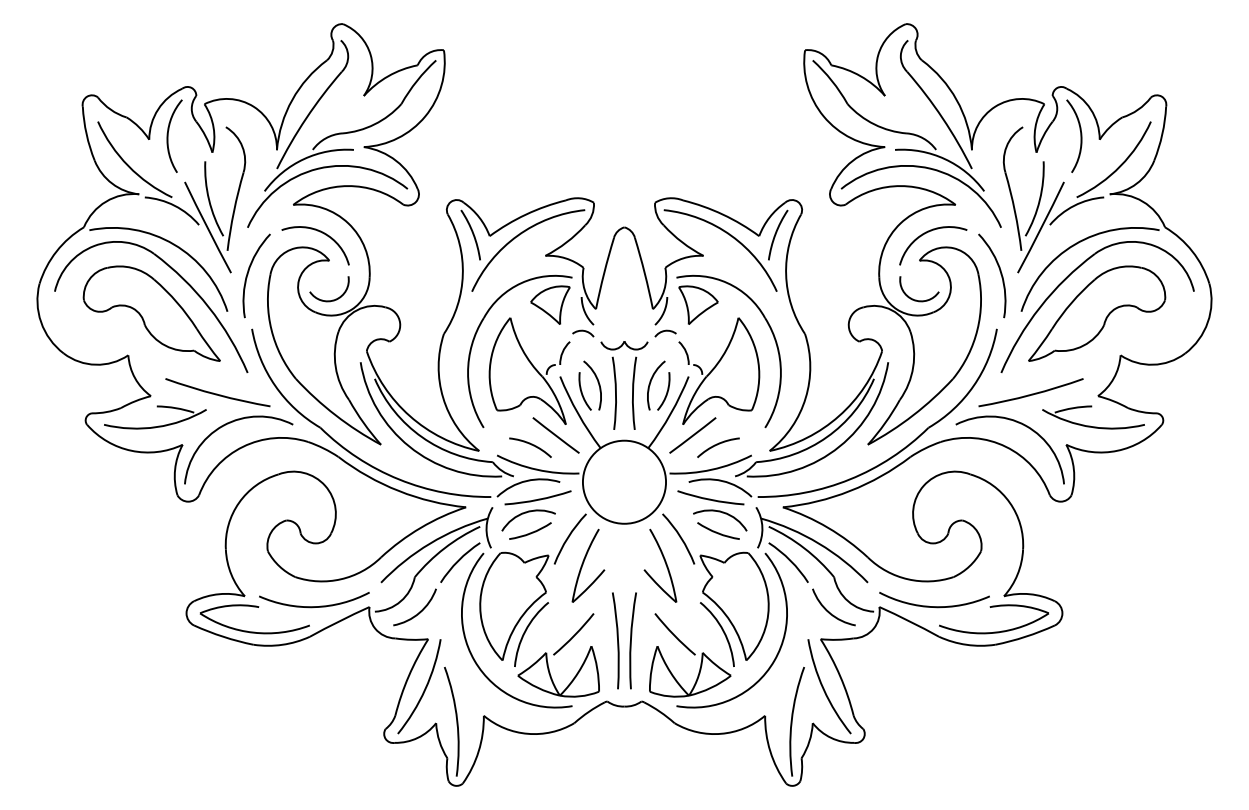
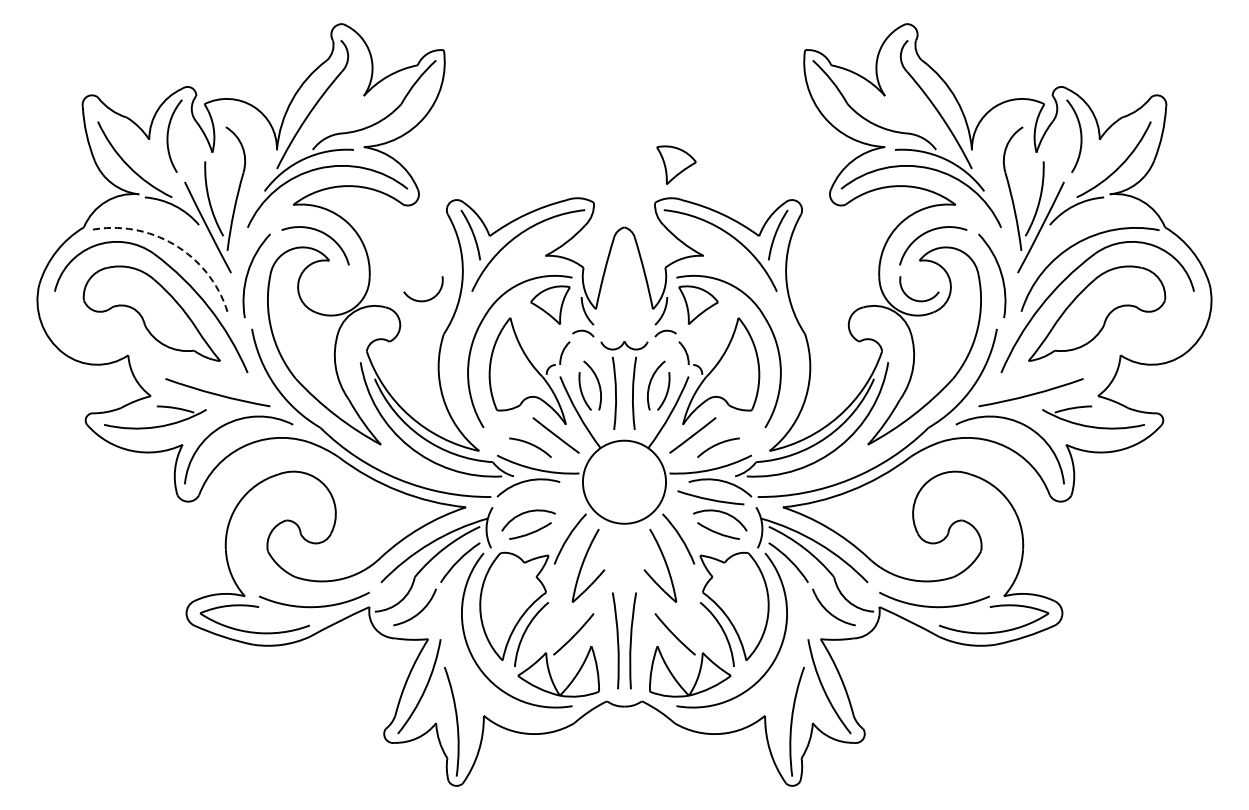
part: none -> present (676, 164)
arc: solid -> dashed (174, 244)
arc position: (332, 299) -> (426, 299) (426, 299)
arc: present -> none (538, 498)
